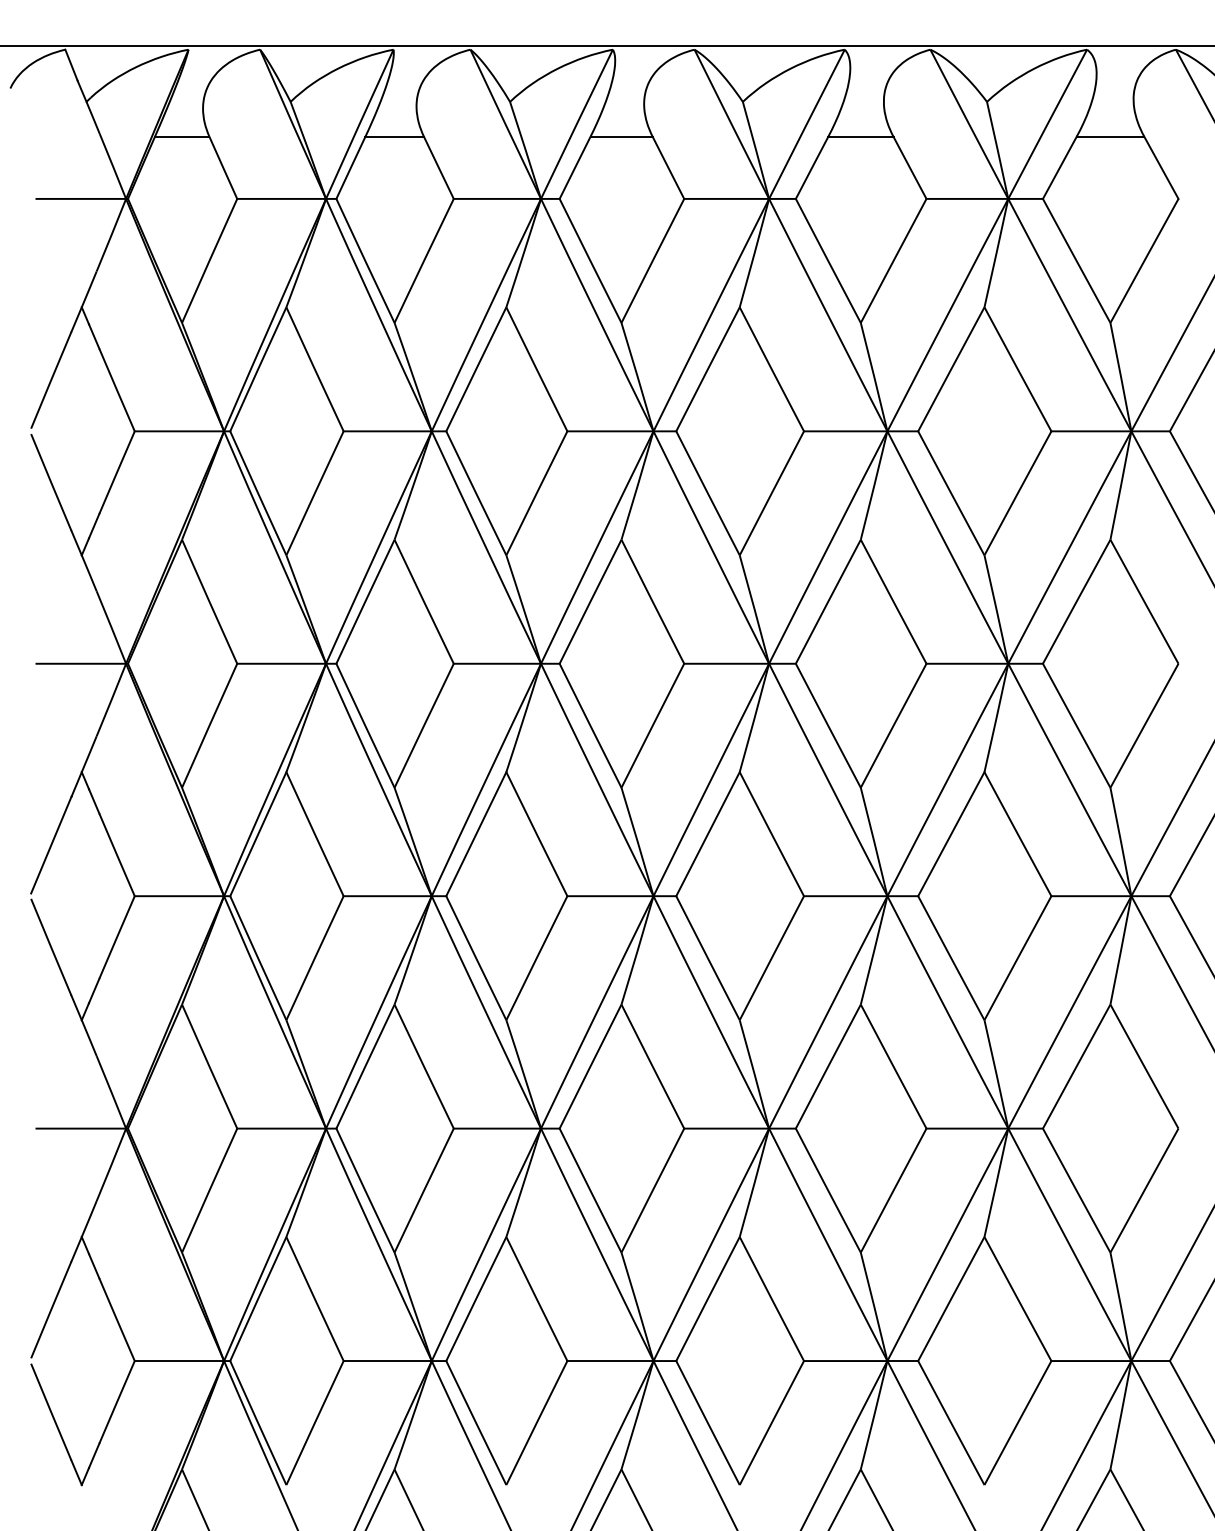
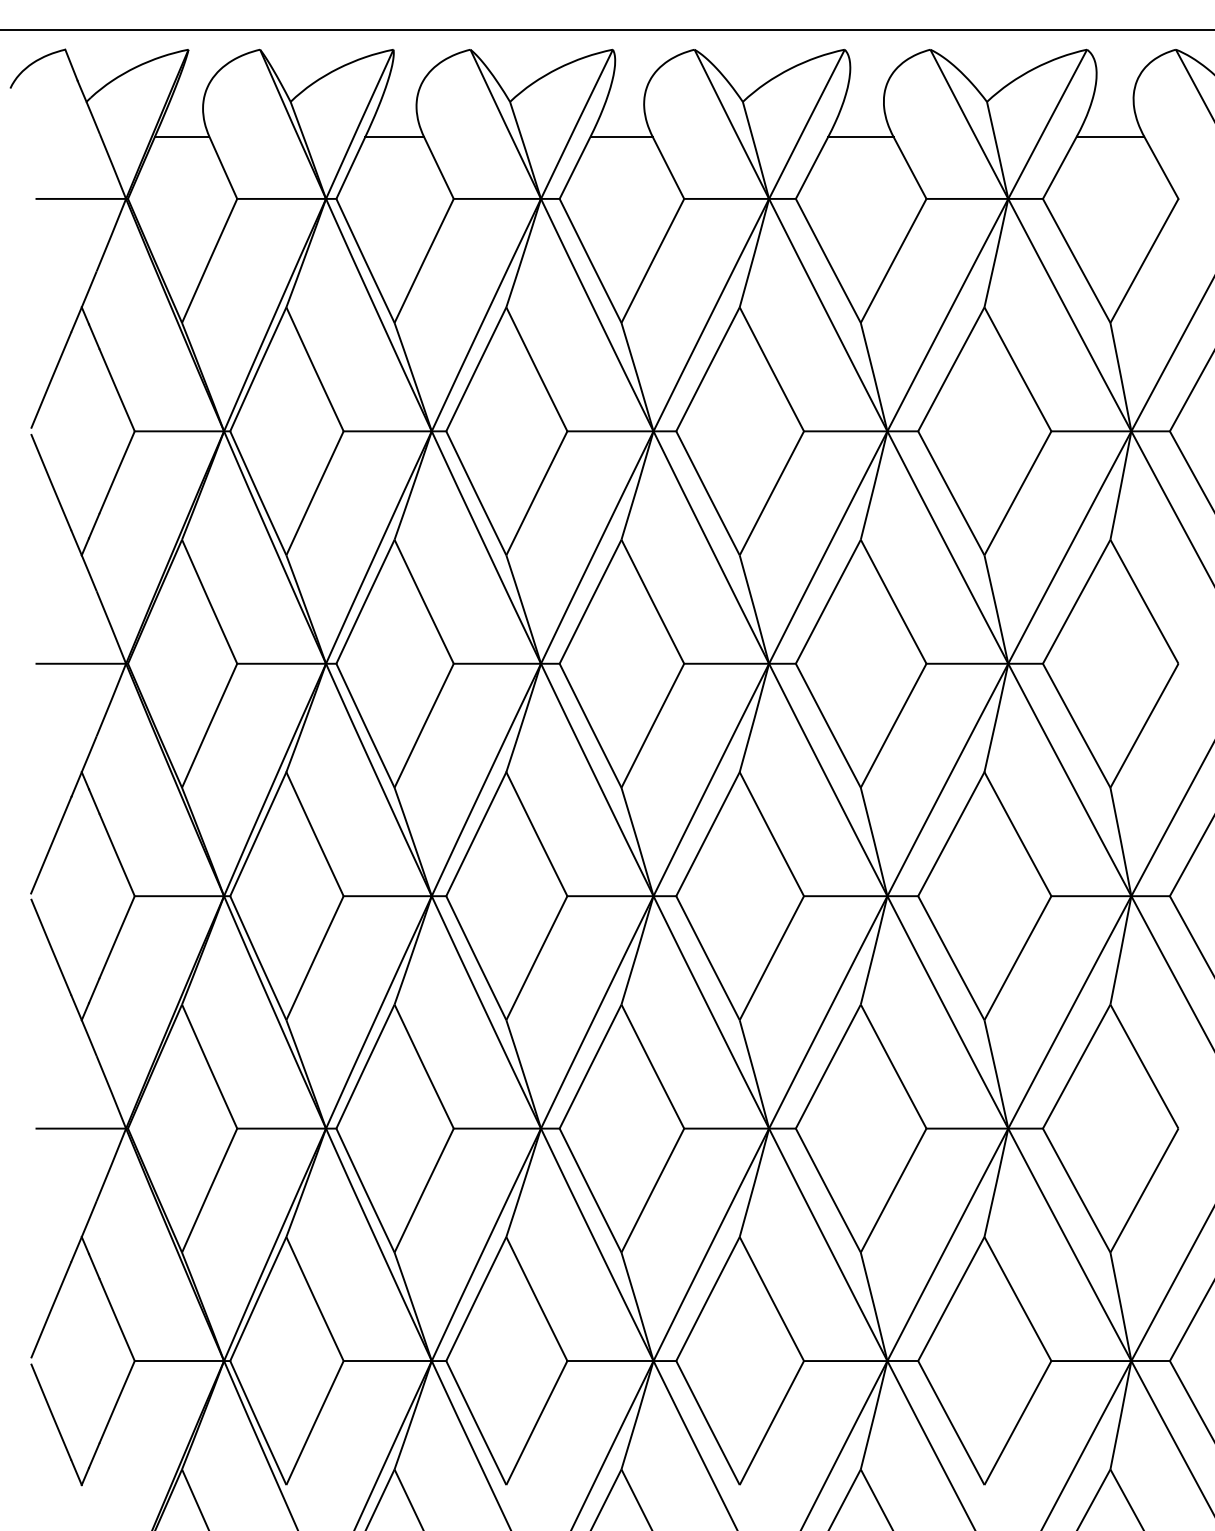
line position: (606, 45) -> (606, 29) (606, 29)
